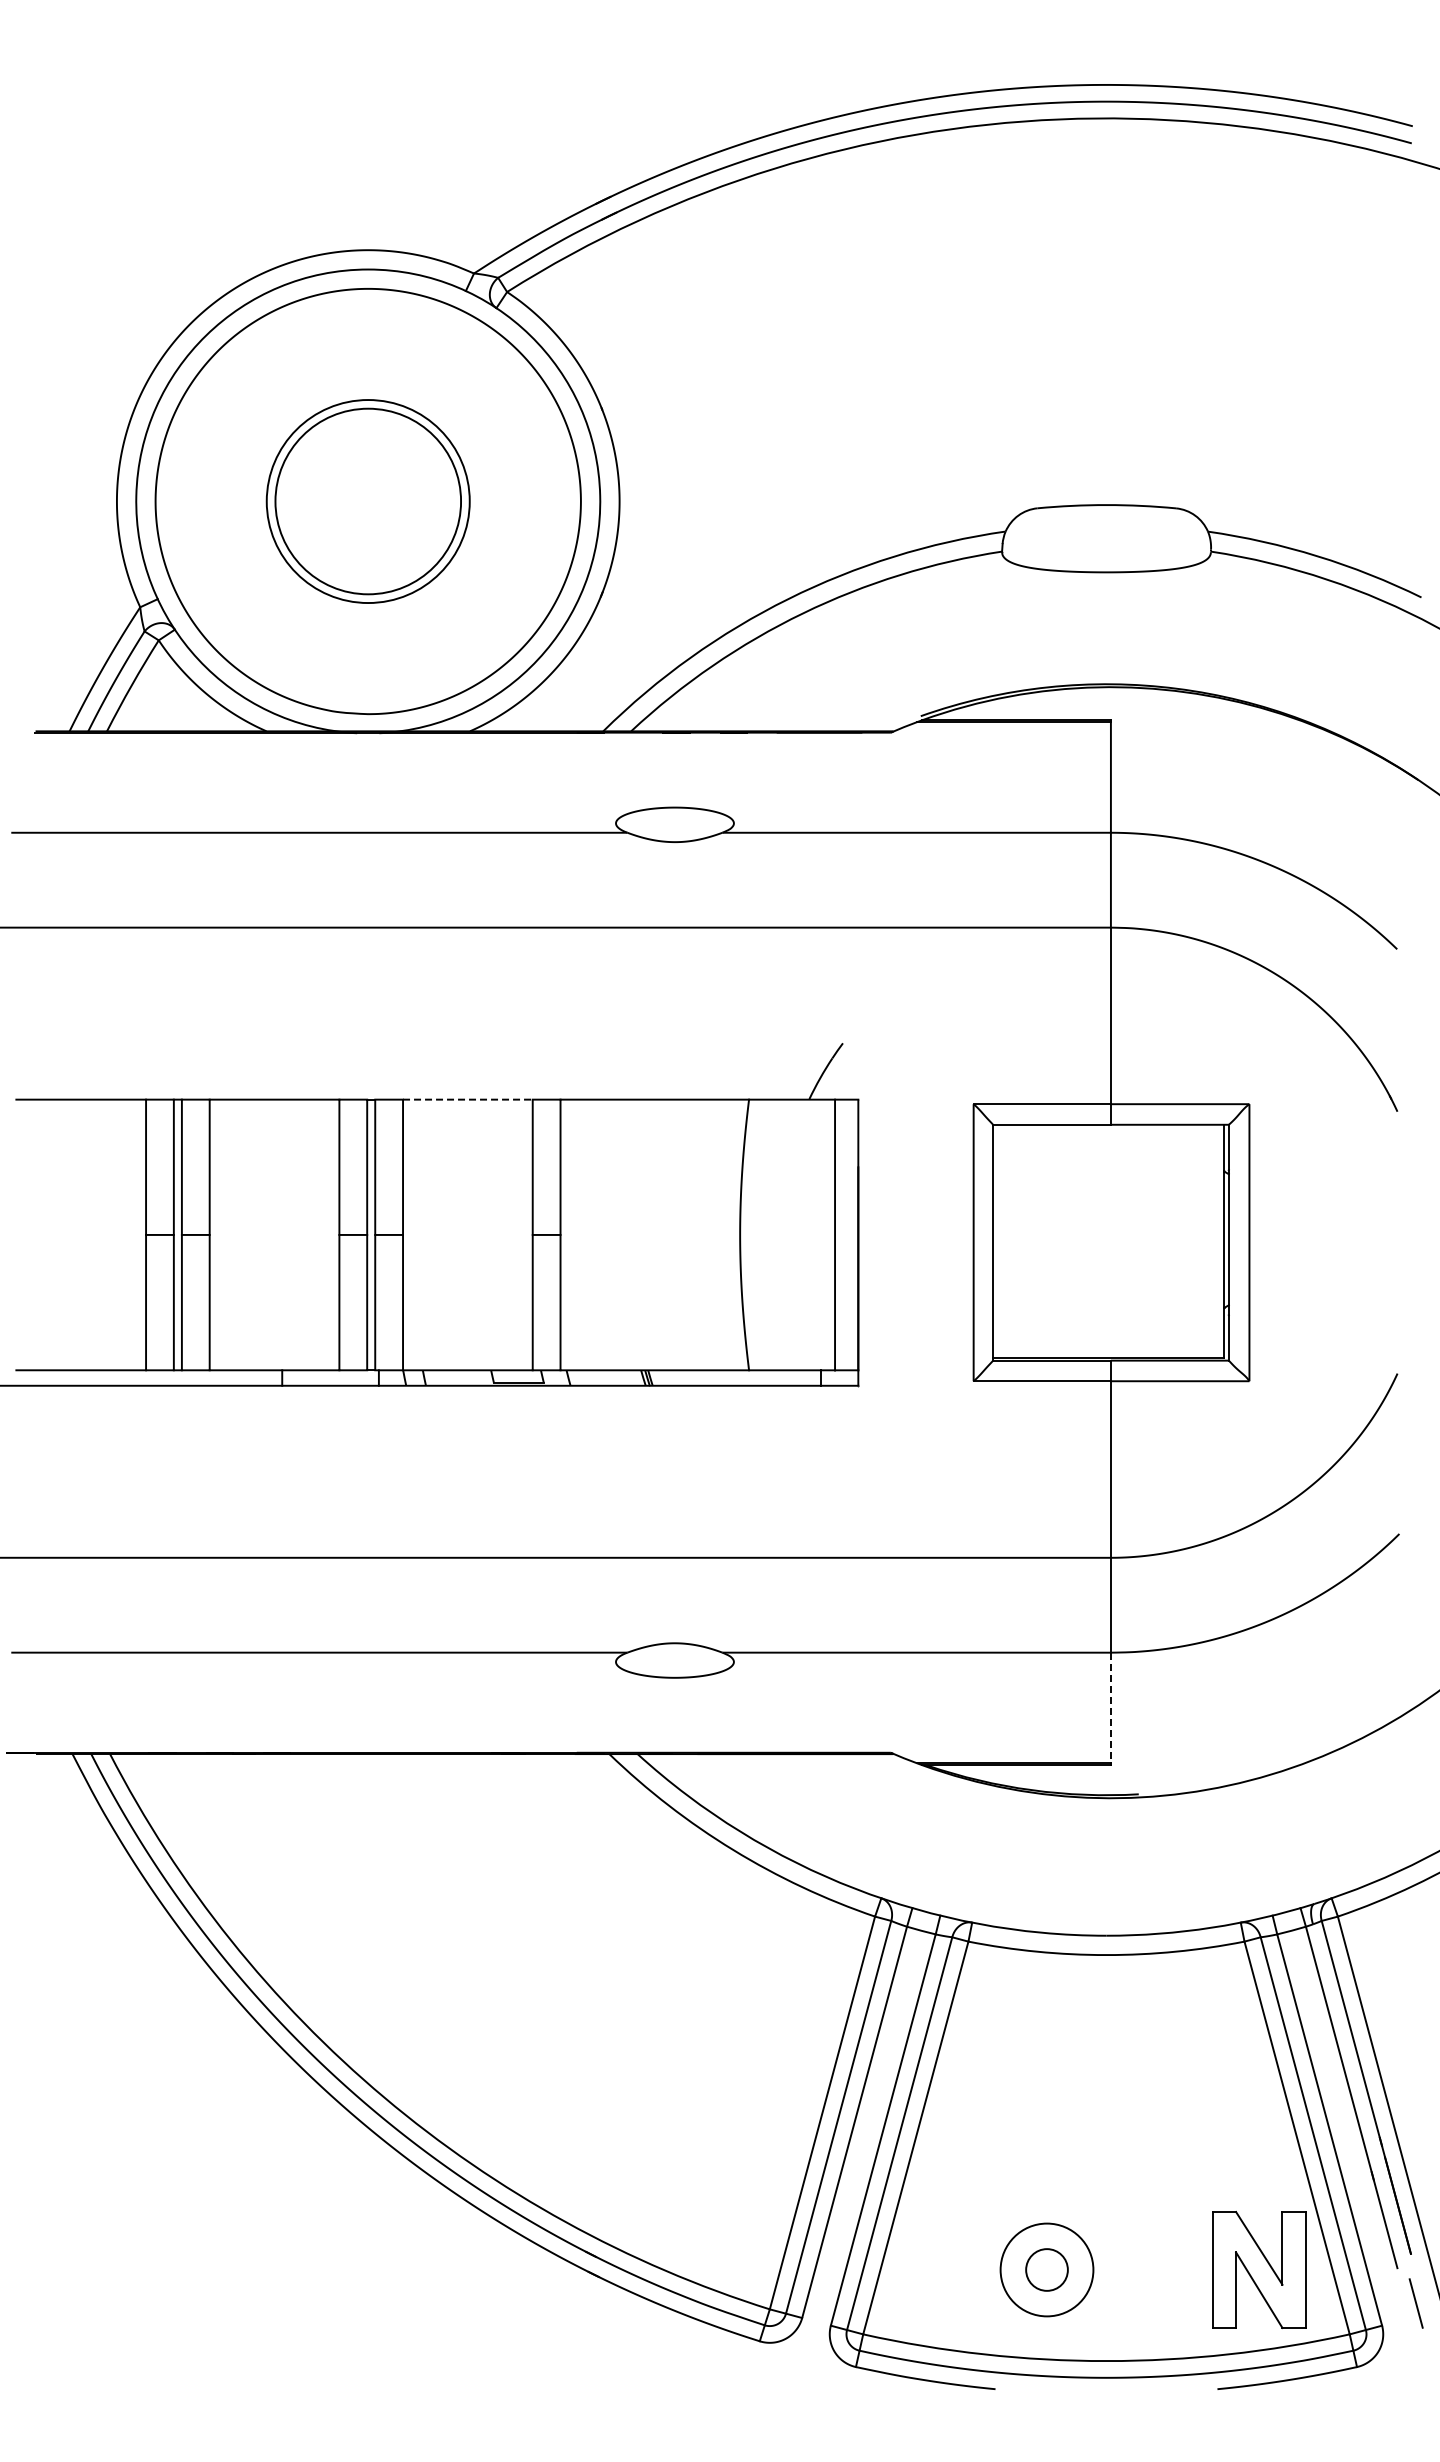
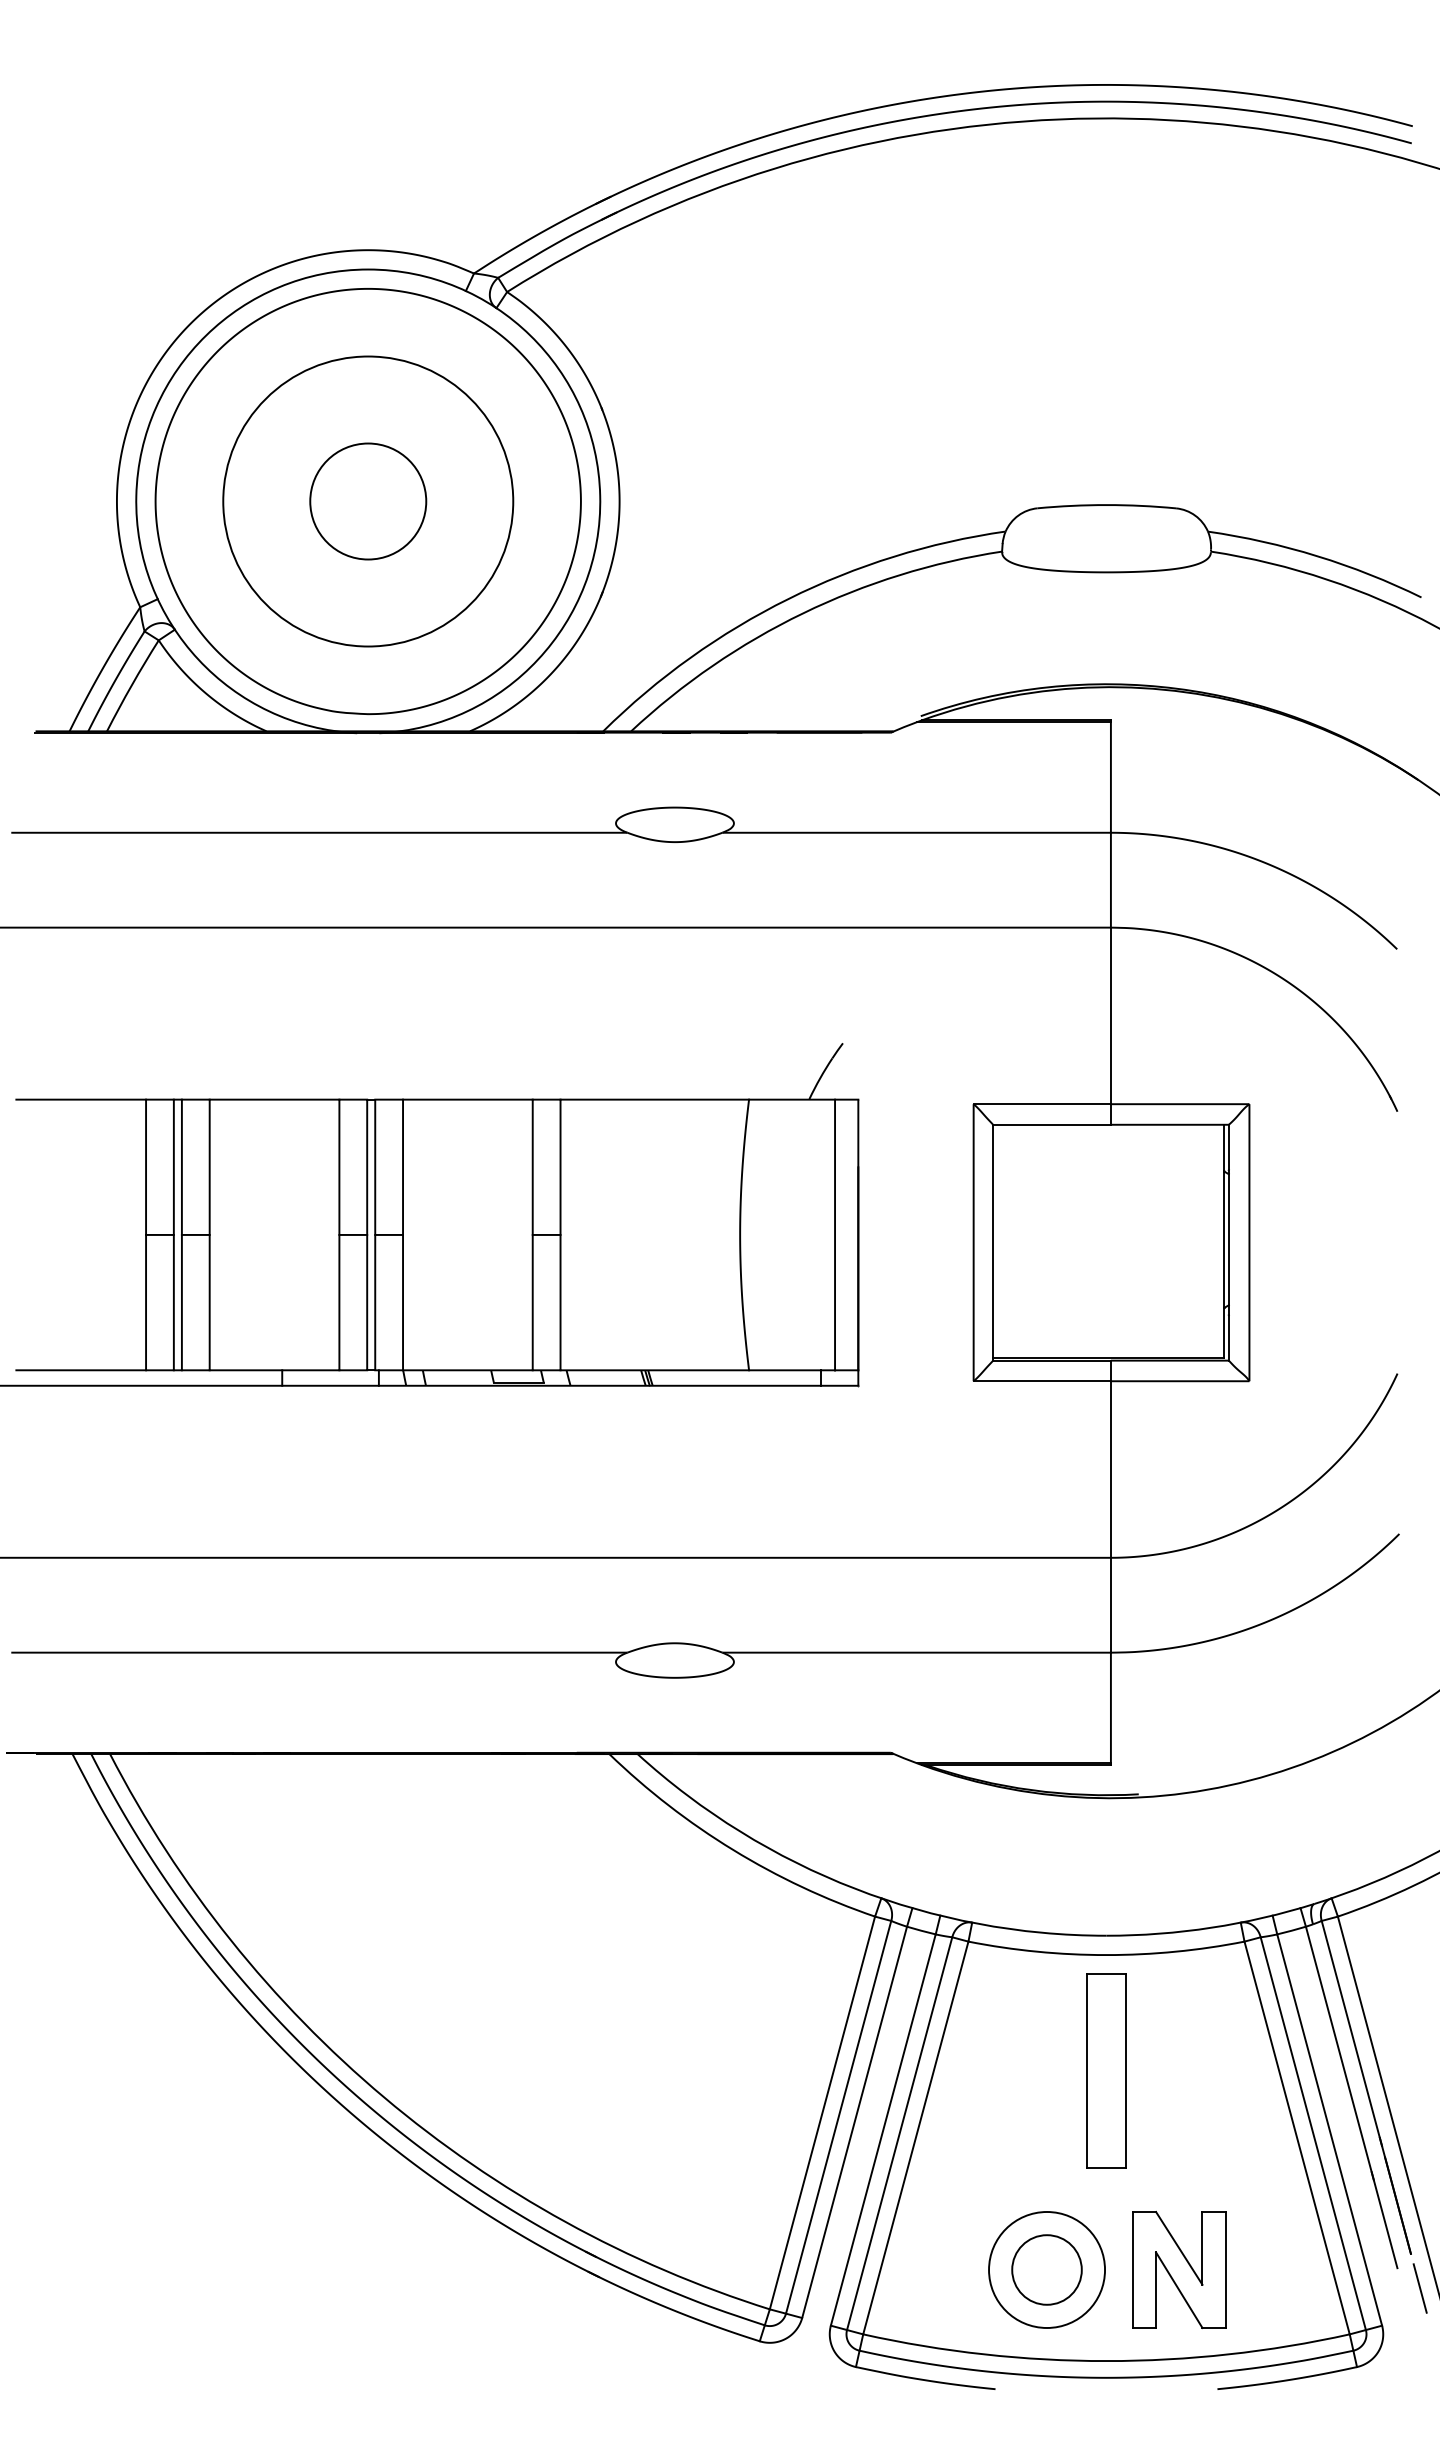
circle diameter: 203 px -> 290 px (368, 501)
circle diameter: 186 px -> 116 px (368, 501)
line: dashed -> solid (467, 1099)
line: dashed -> solid (1110, 1708)
part: none -> present (1106, 2070)
circle diameter: 42 px -> 70 px (1046, 2269)
circle diameter: 93 px -> 116 px (1047, 2269)
part position: (1259, 2269) -> (1179, 2269) (1179, 2269)
line position: (1415, 2303) -> (1419, 2288) (1419, 2288)
